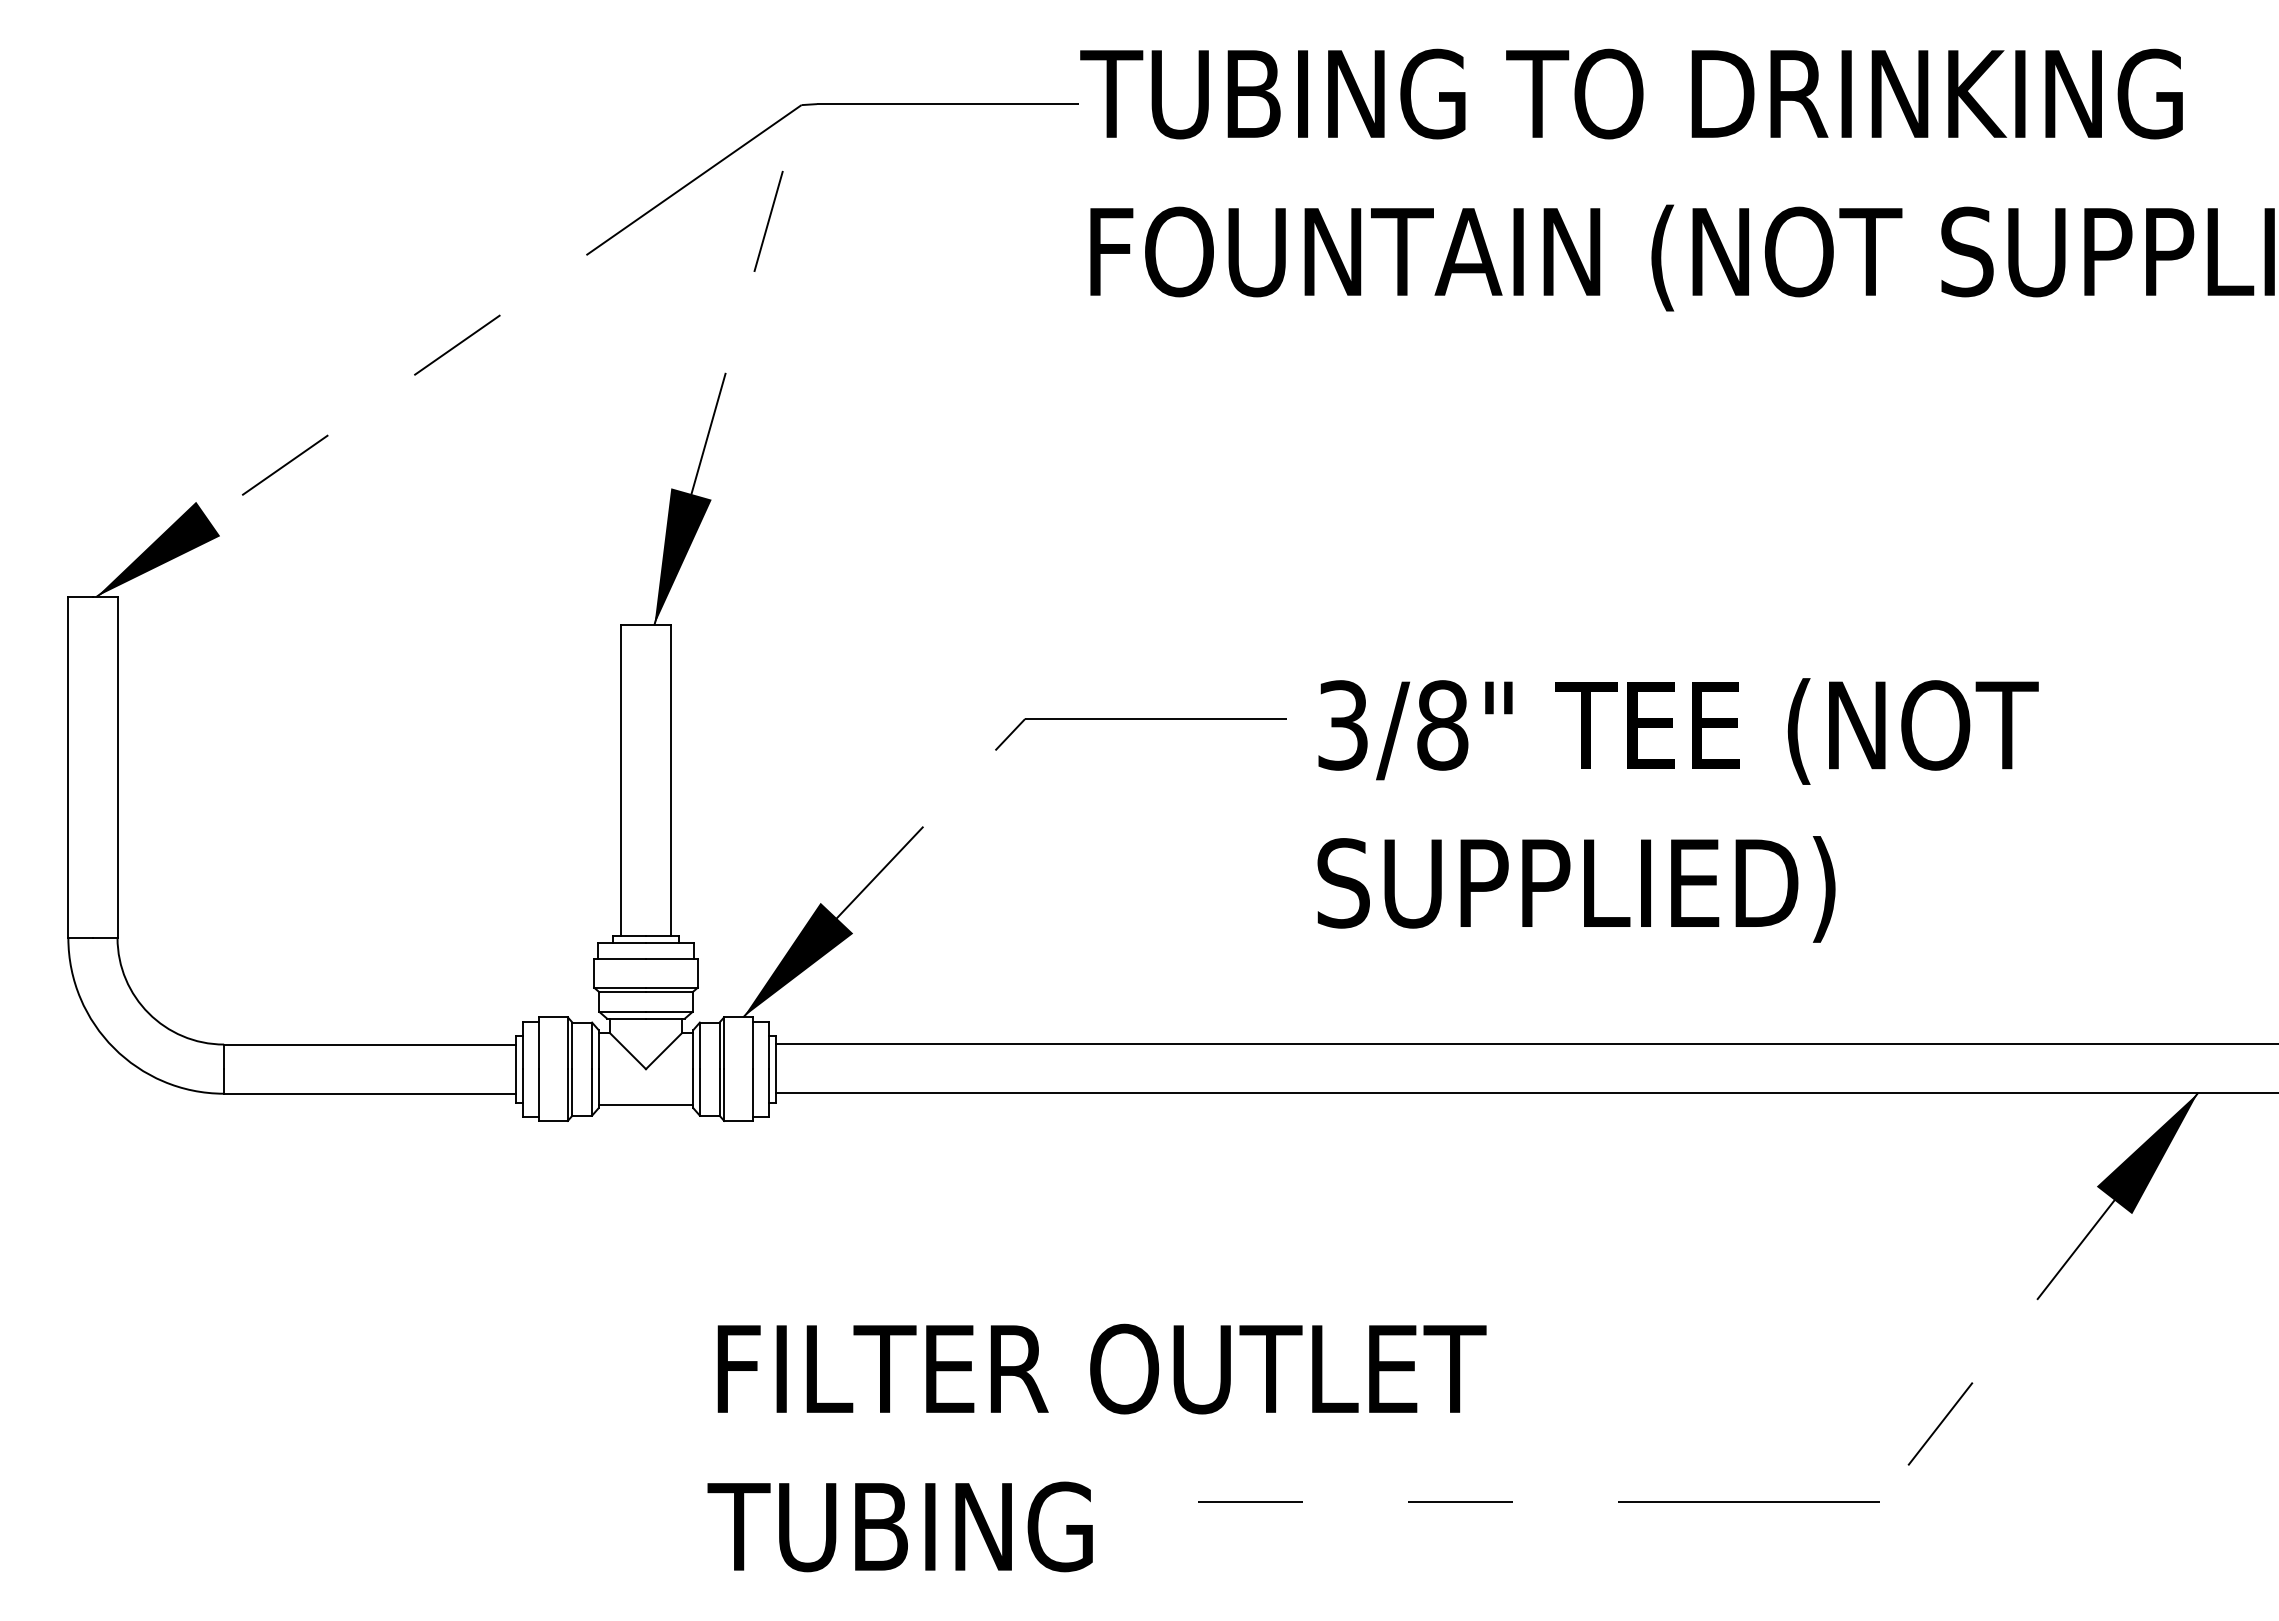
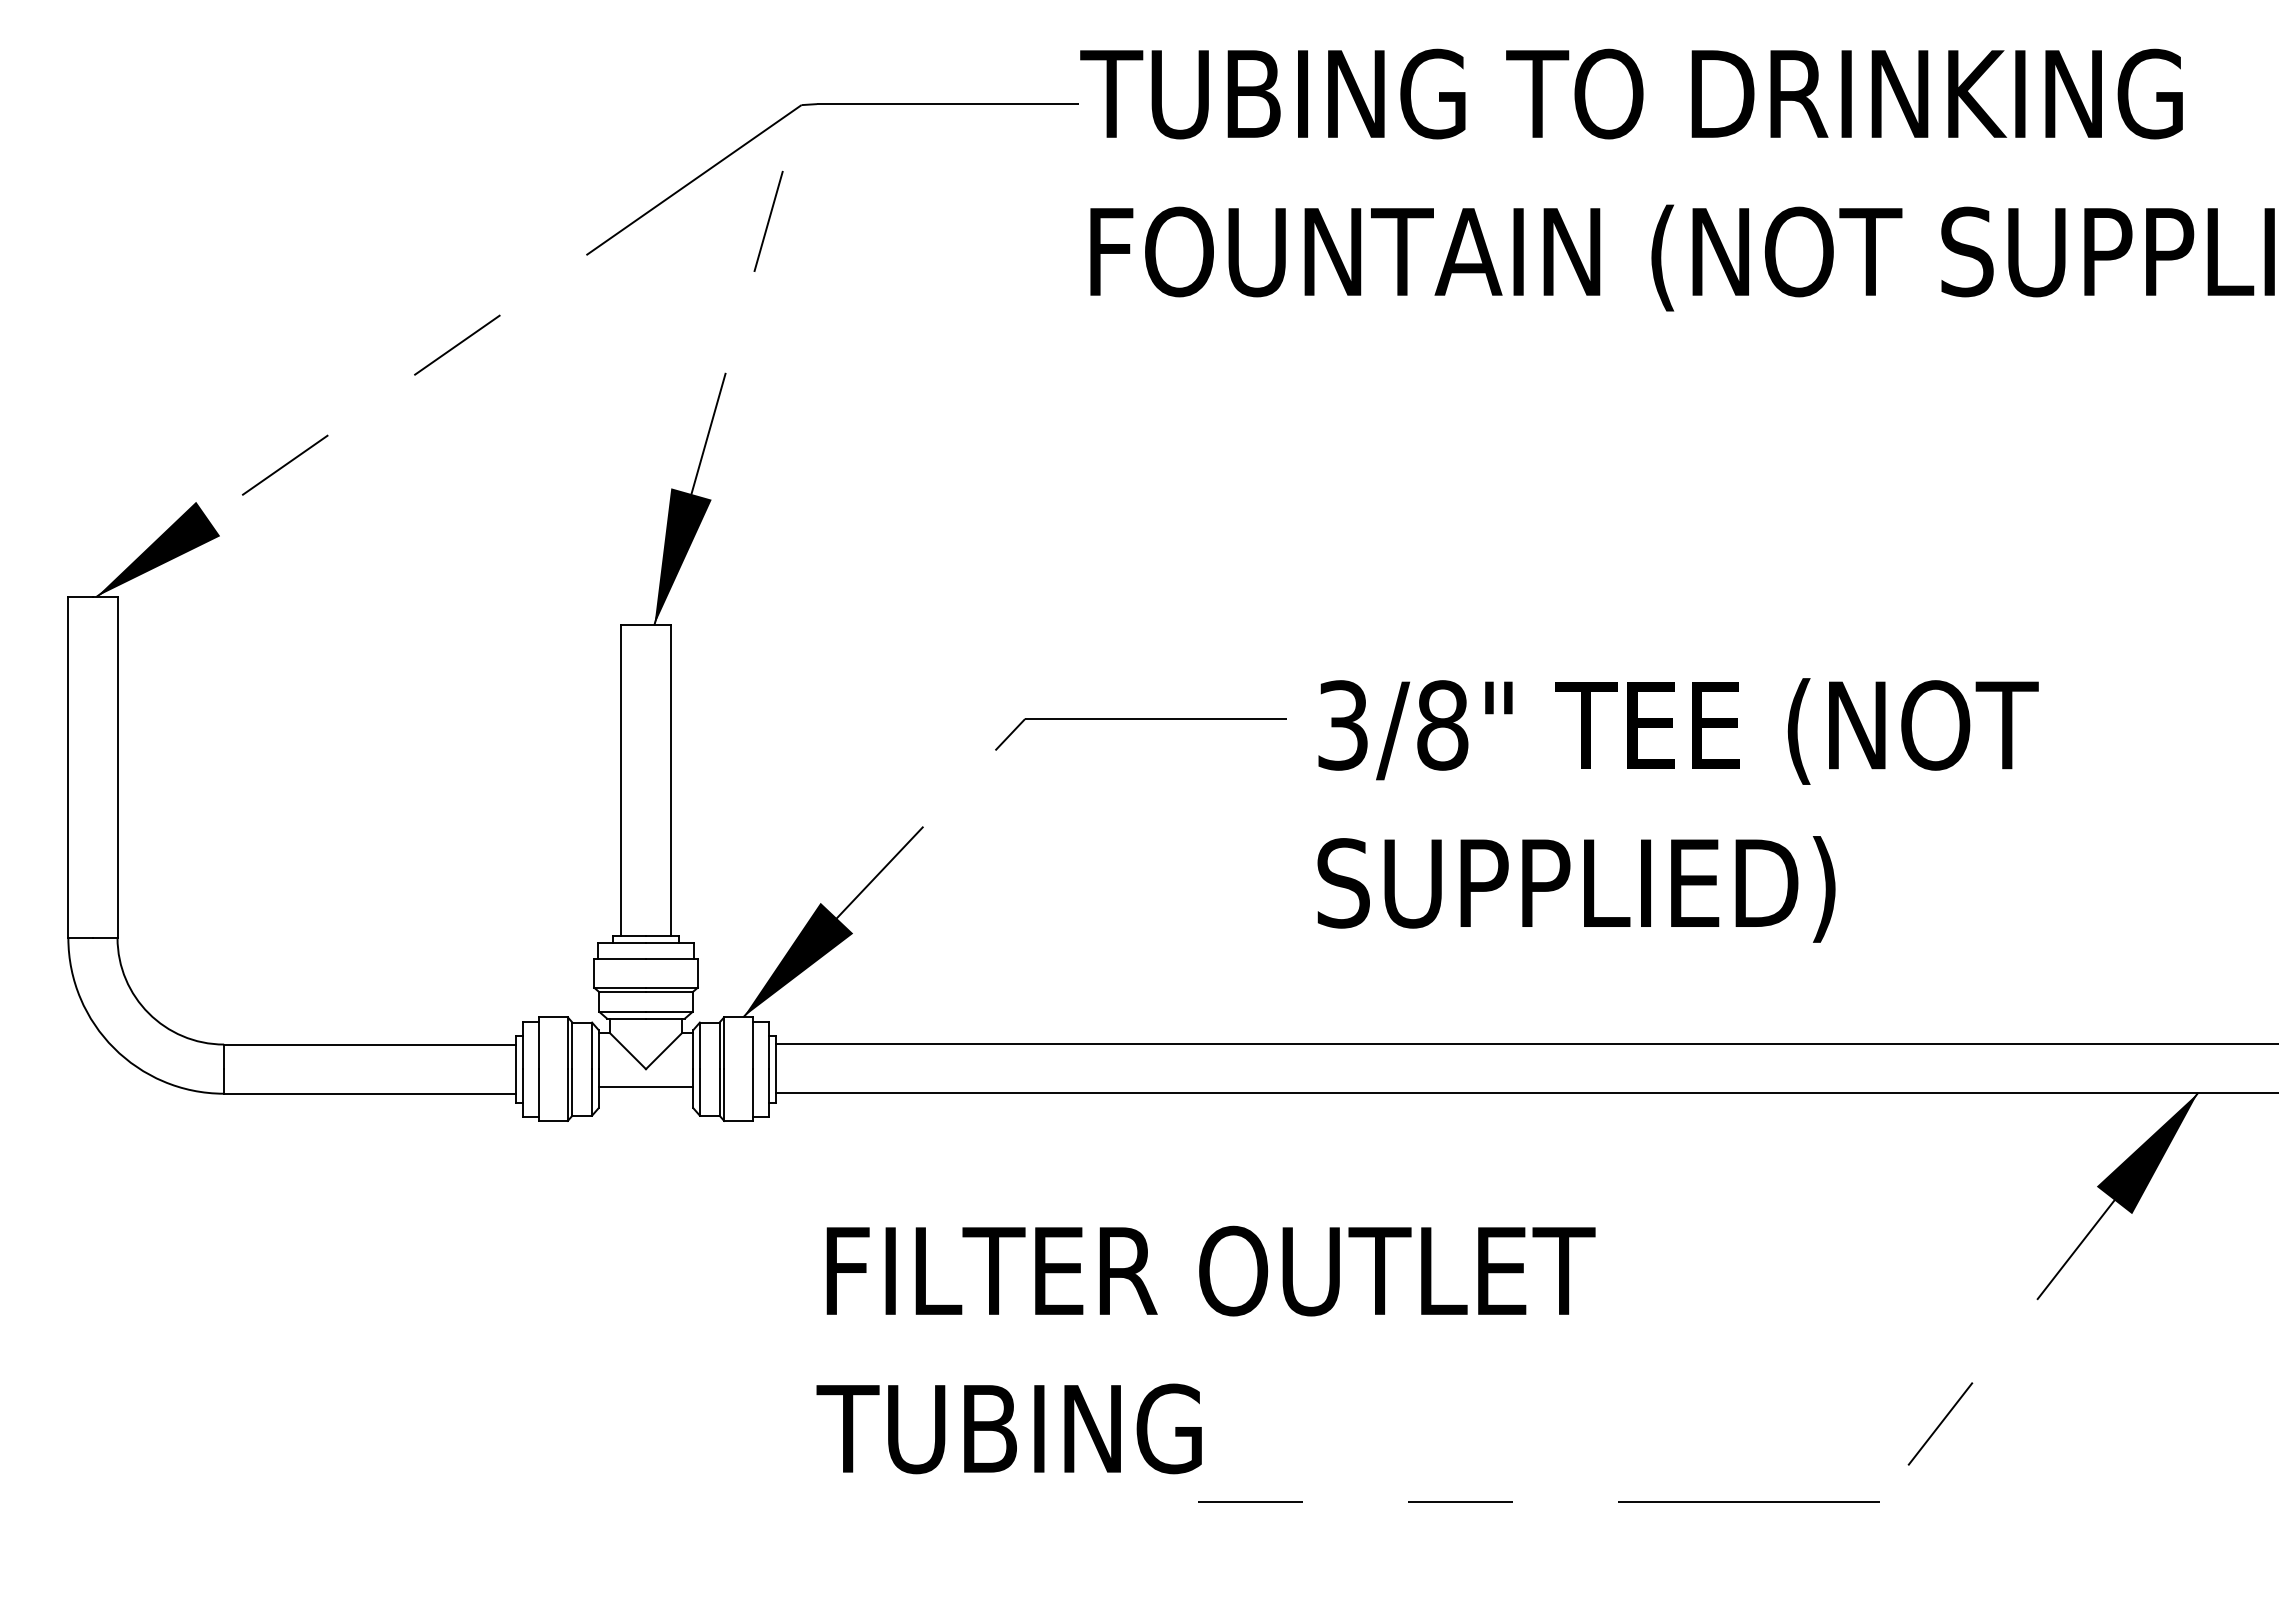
line position: (645, 1105) -> (645, 1087) (645, 1087)
text position: (1096, 1447) -> (1205, 1349) (1205, 1349)
